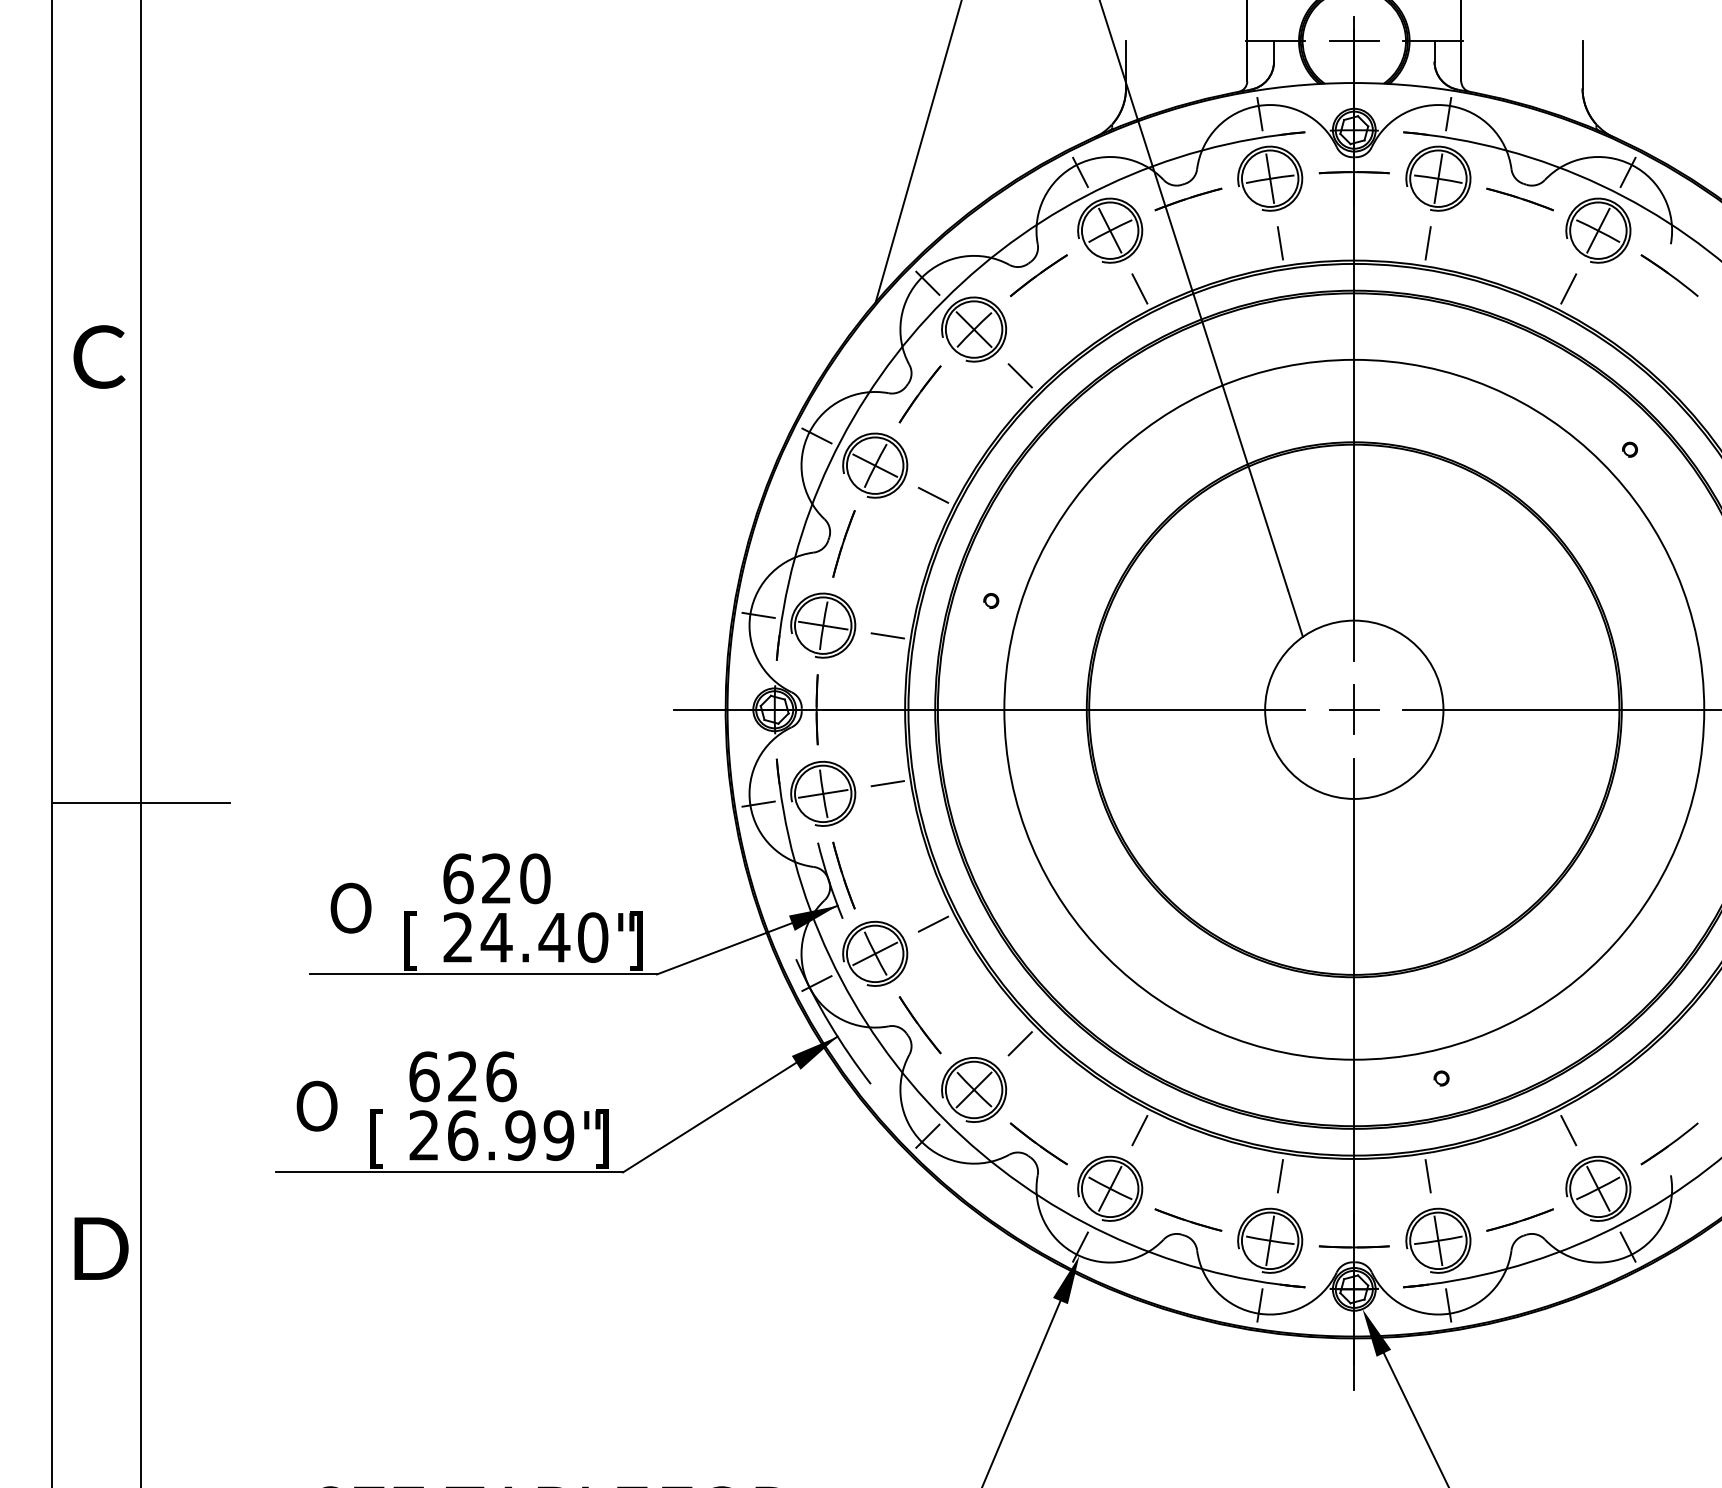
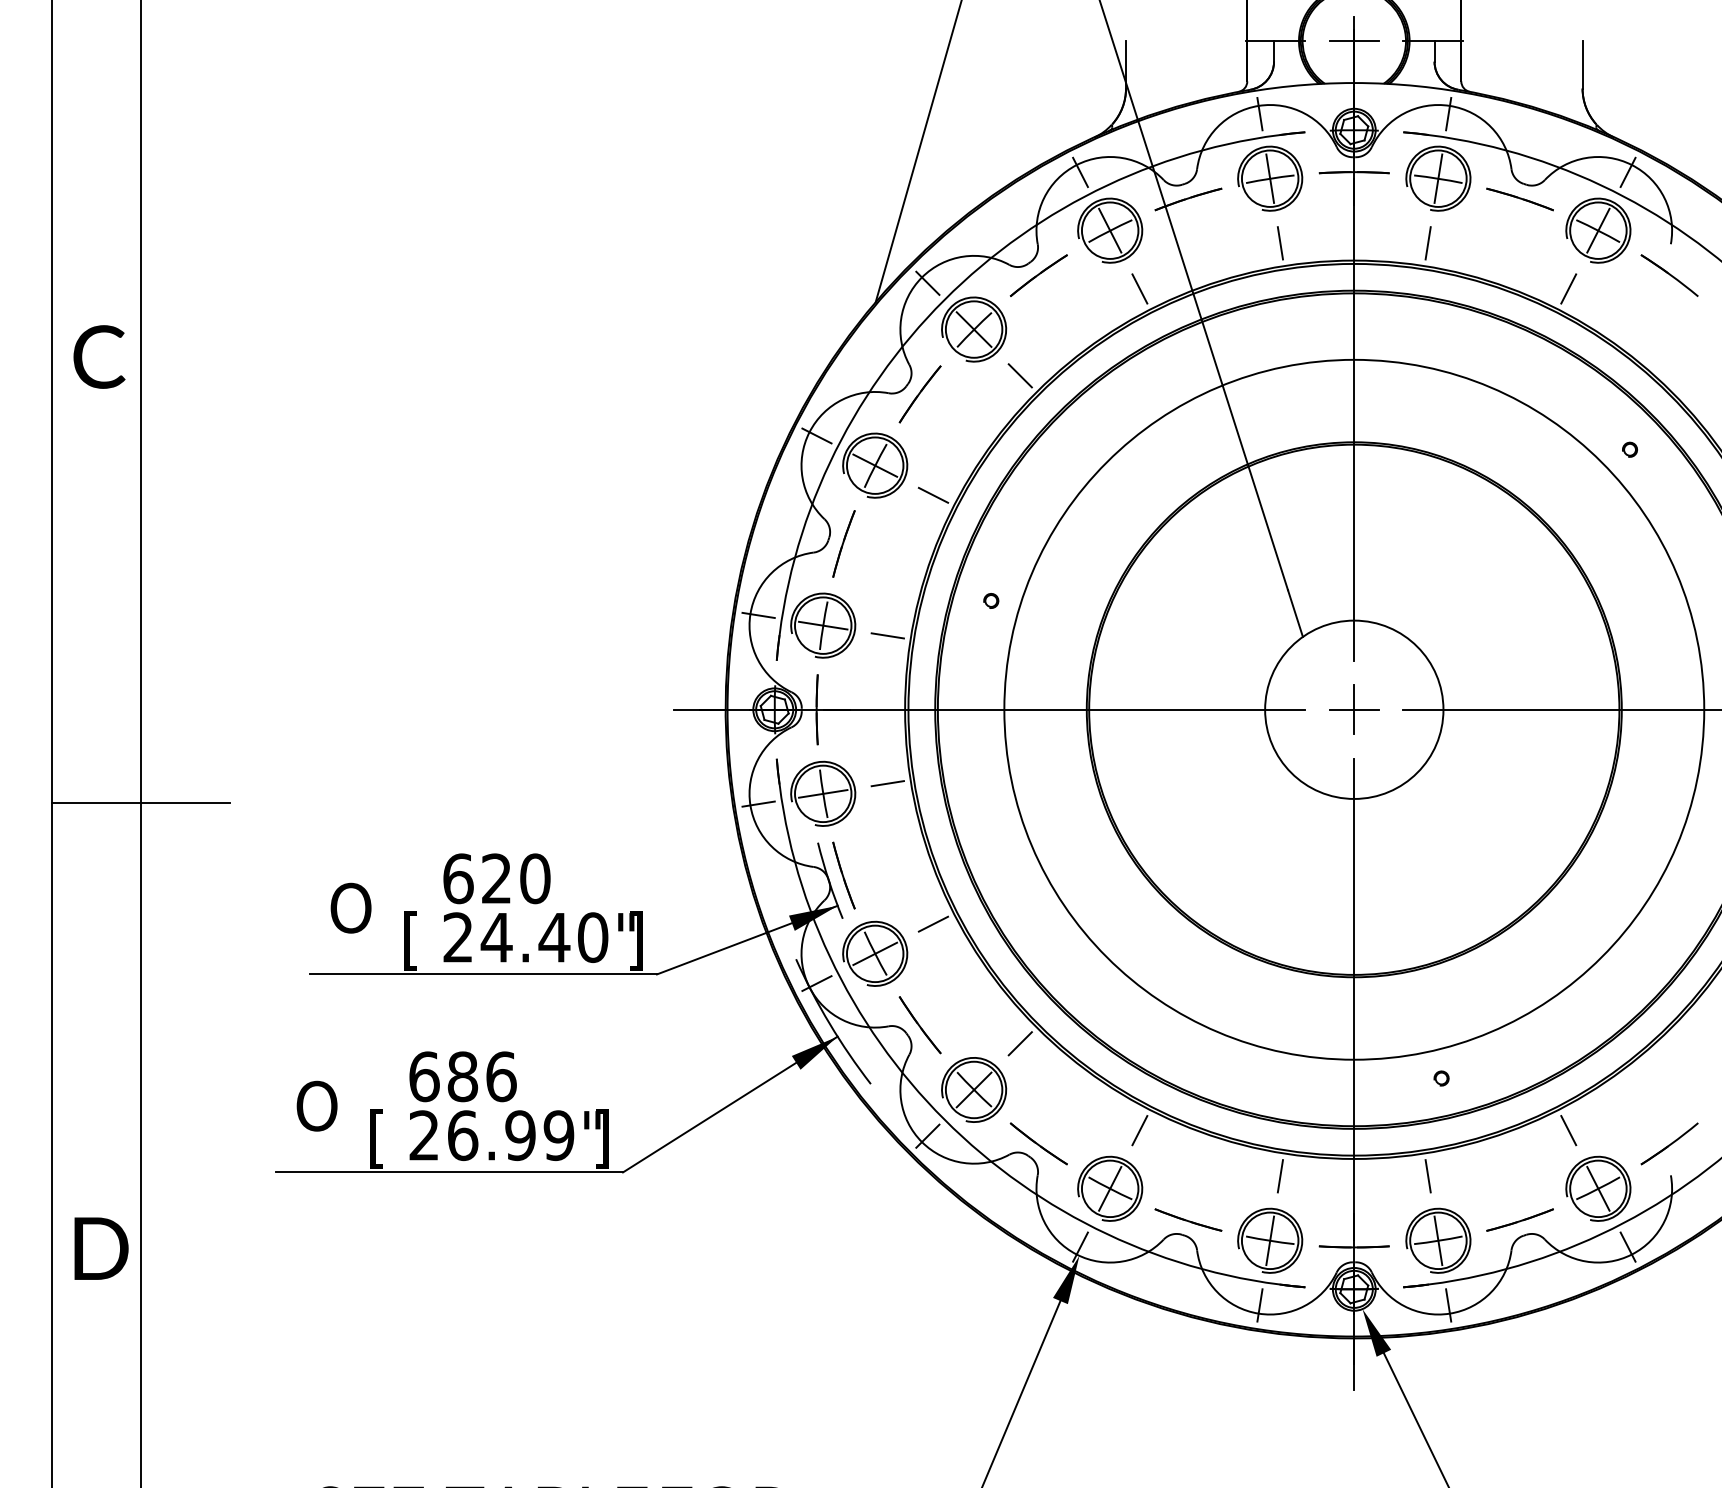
text: 626 -> 686 (462, 1076)
